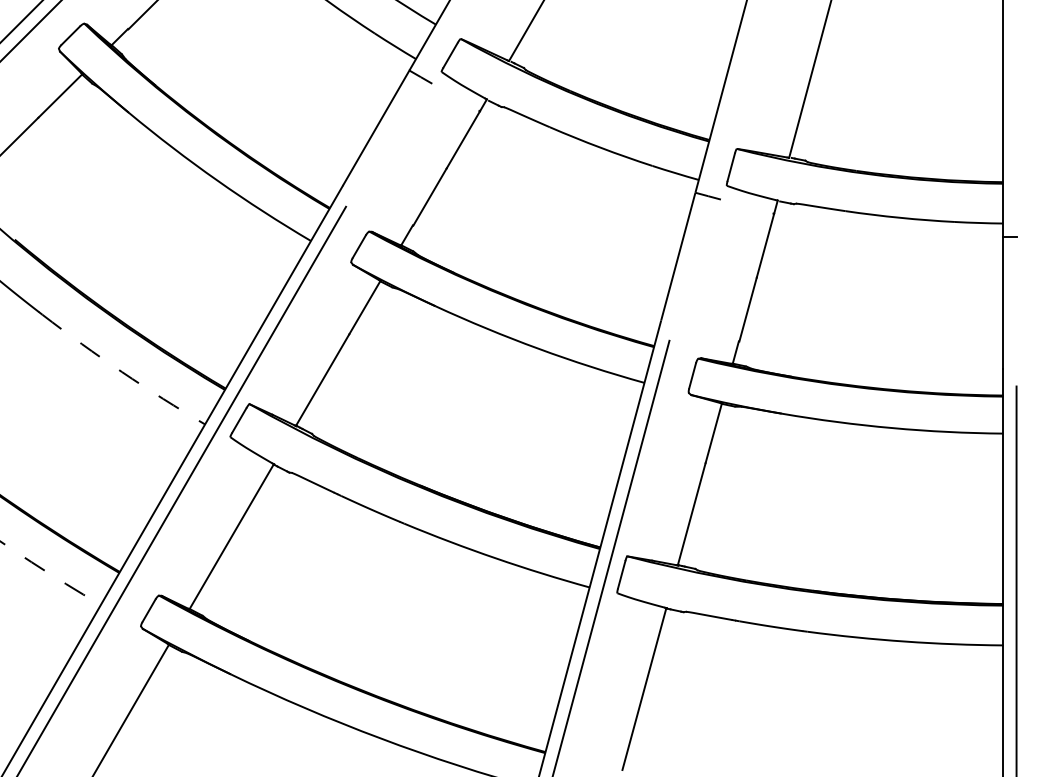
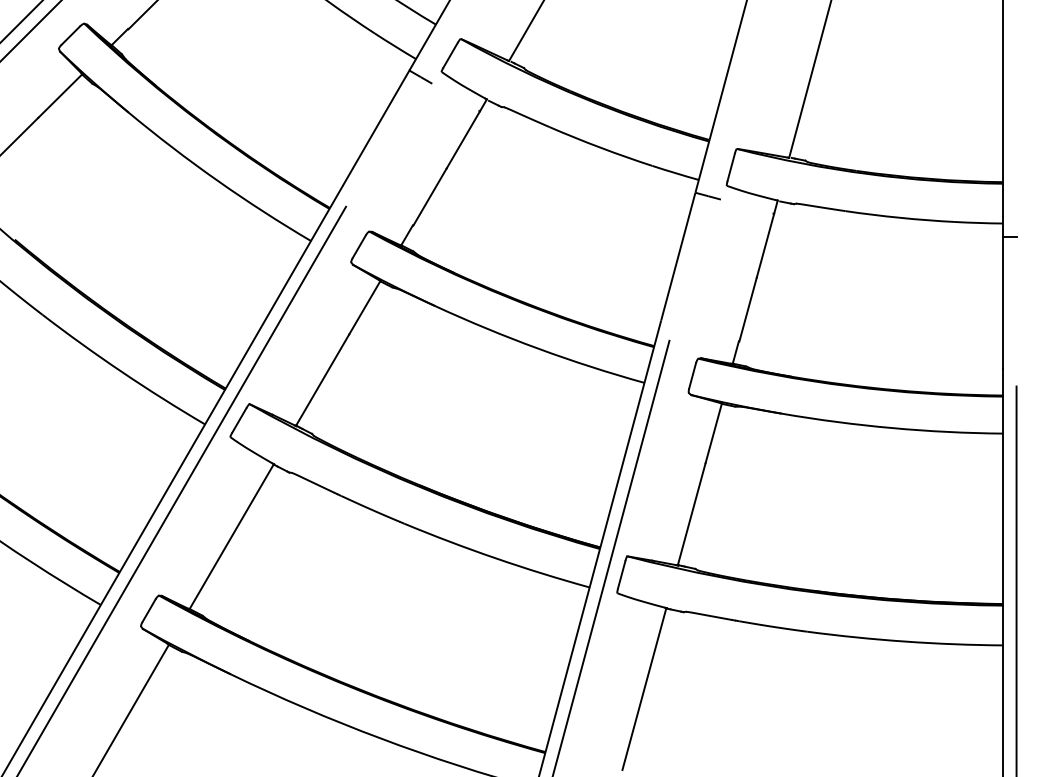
arc: dashed -> solid (122, 372)
arc: dashed -> solid (50, 573)
